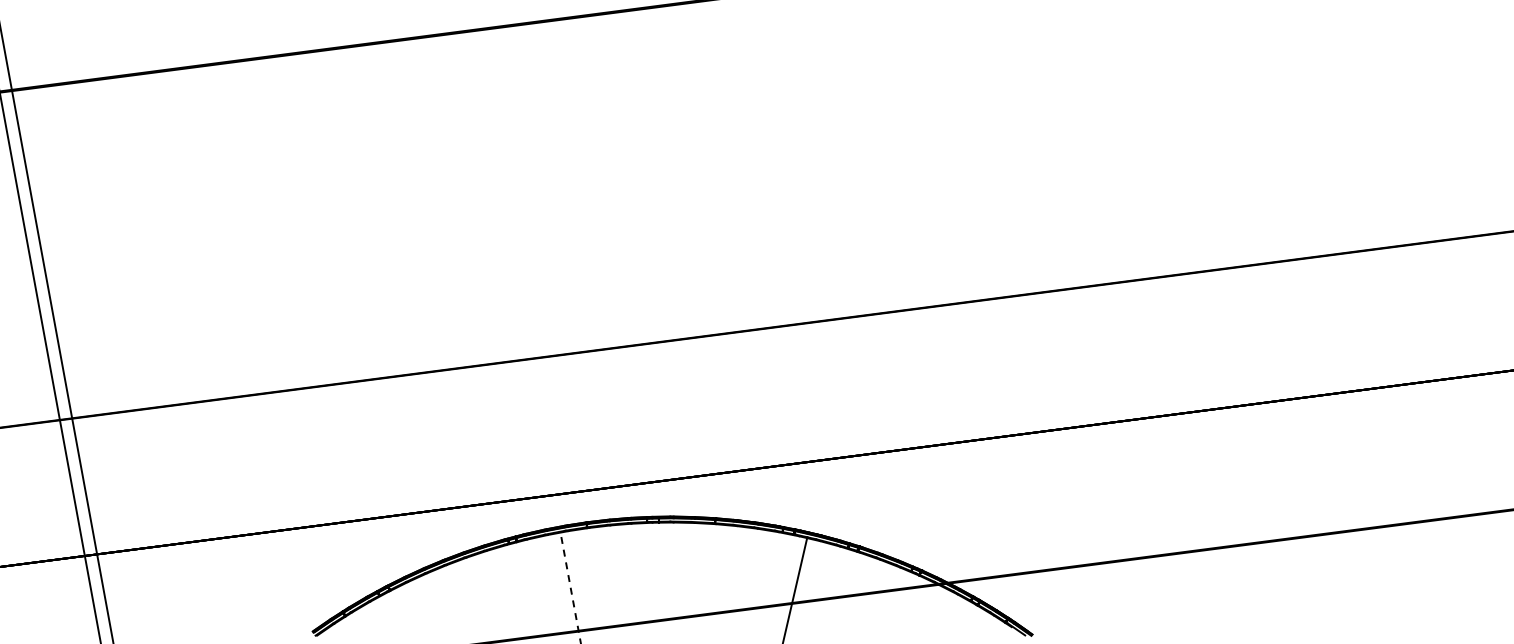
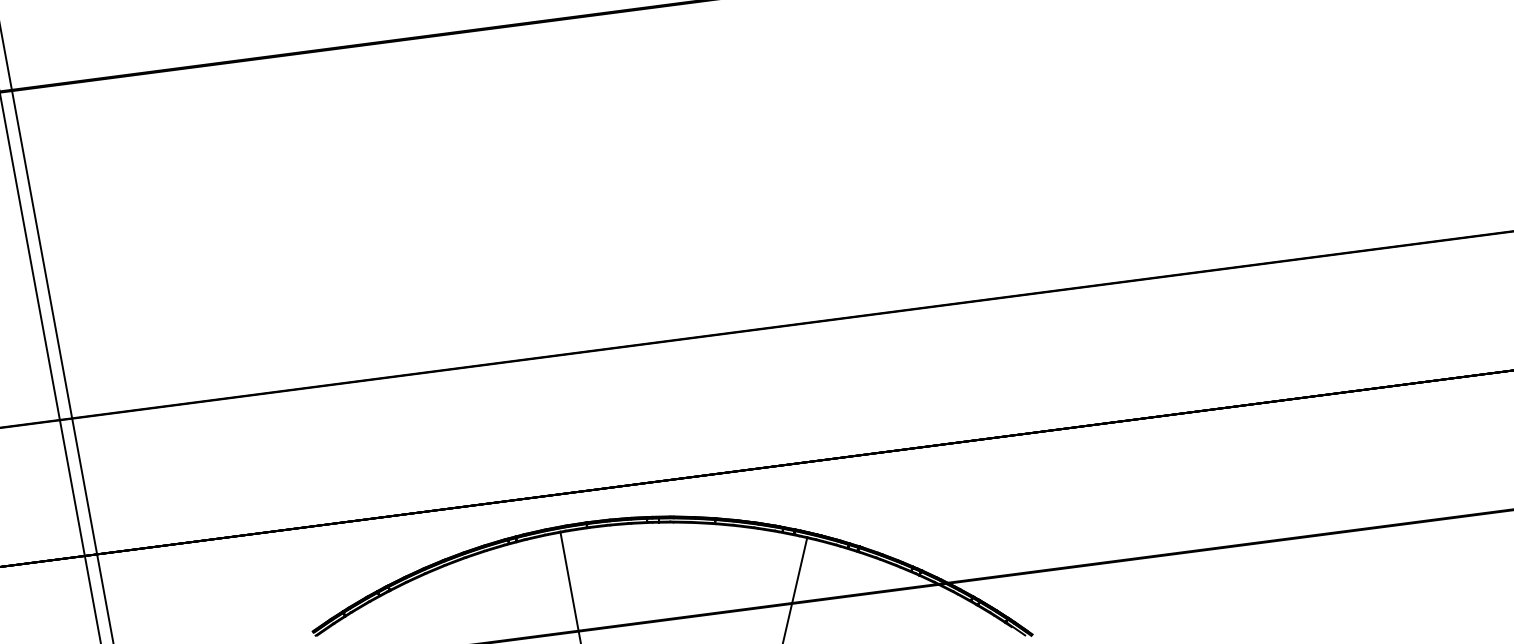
line: dashed -> solid (570, 587)
